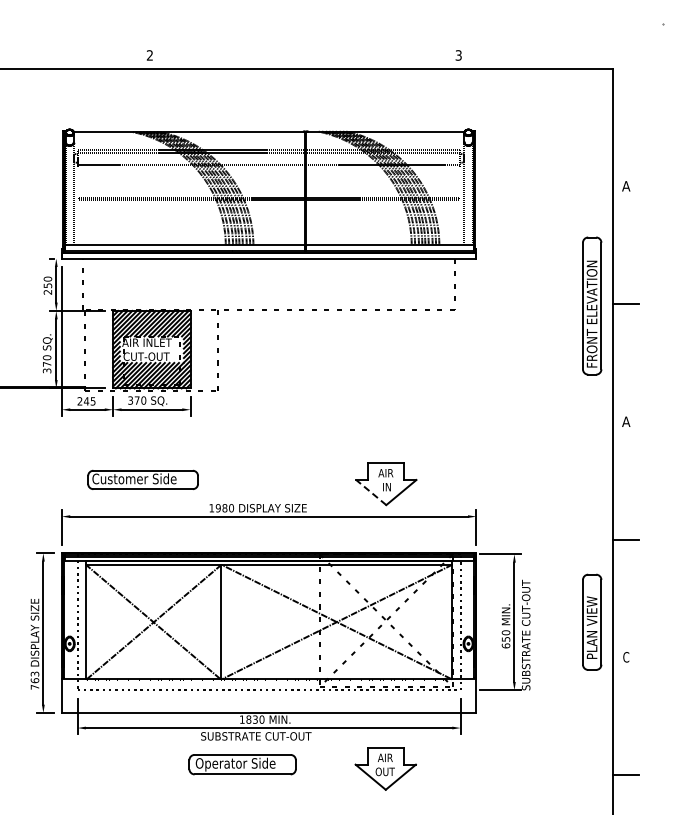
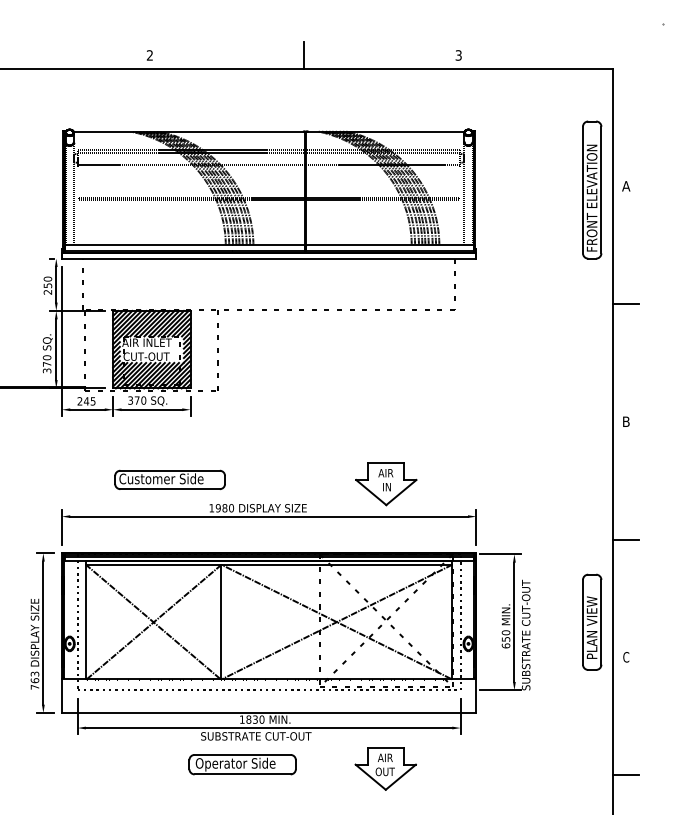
line: none -> present (304, 55)
part position: (592, 305) -> (592, 189) (592, 189)
text: A -> B (626, 421)
part position: (142, 479) -> (169, 479) (169, 479)
line: dashed -> solid (371, 492)
